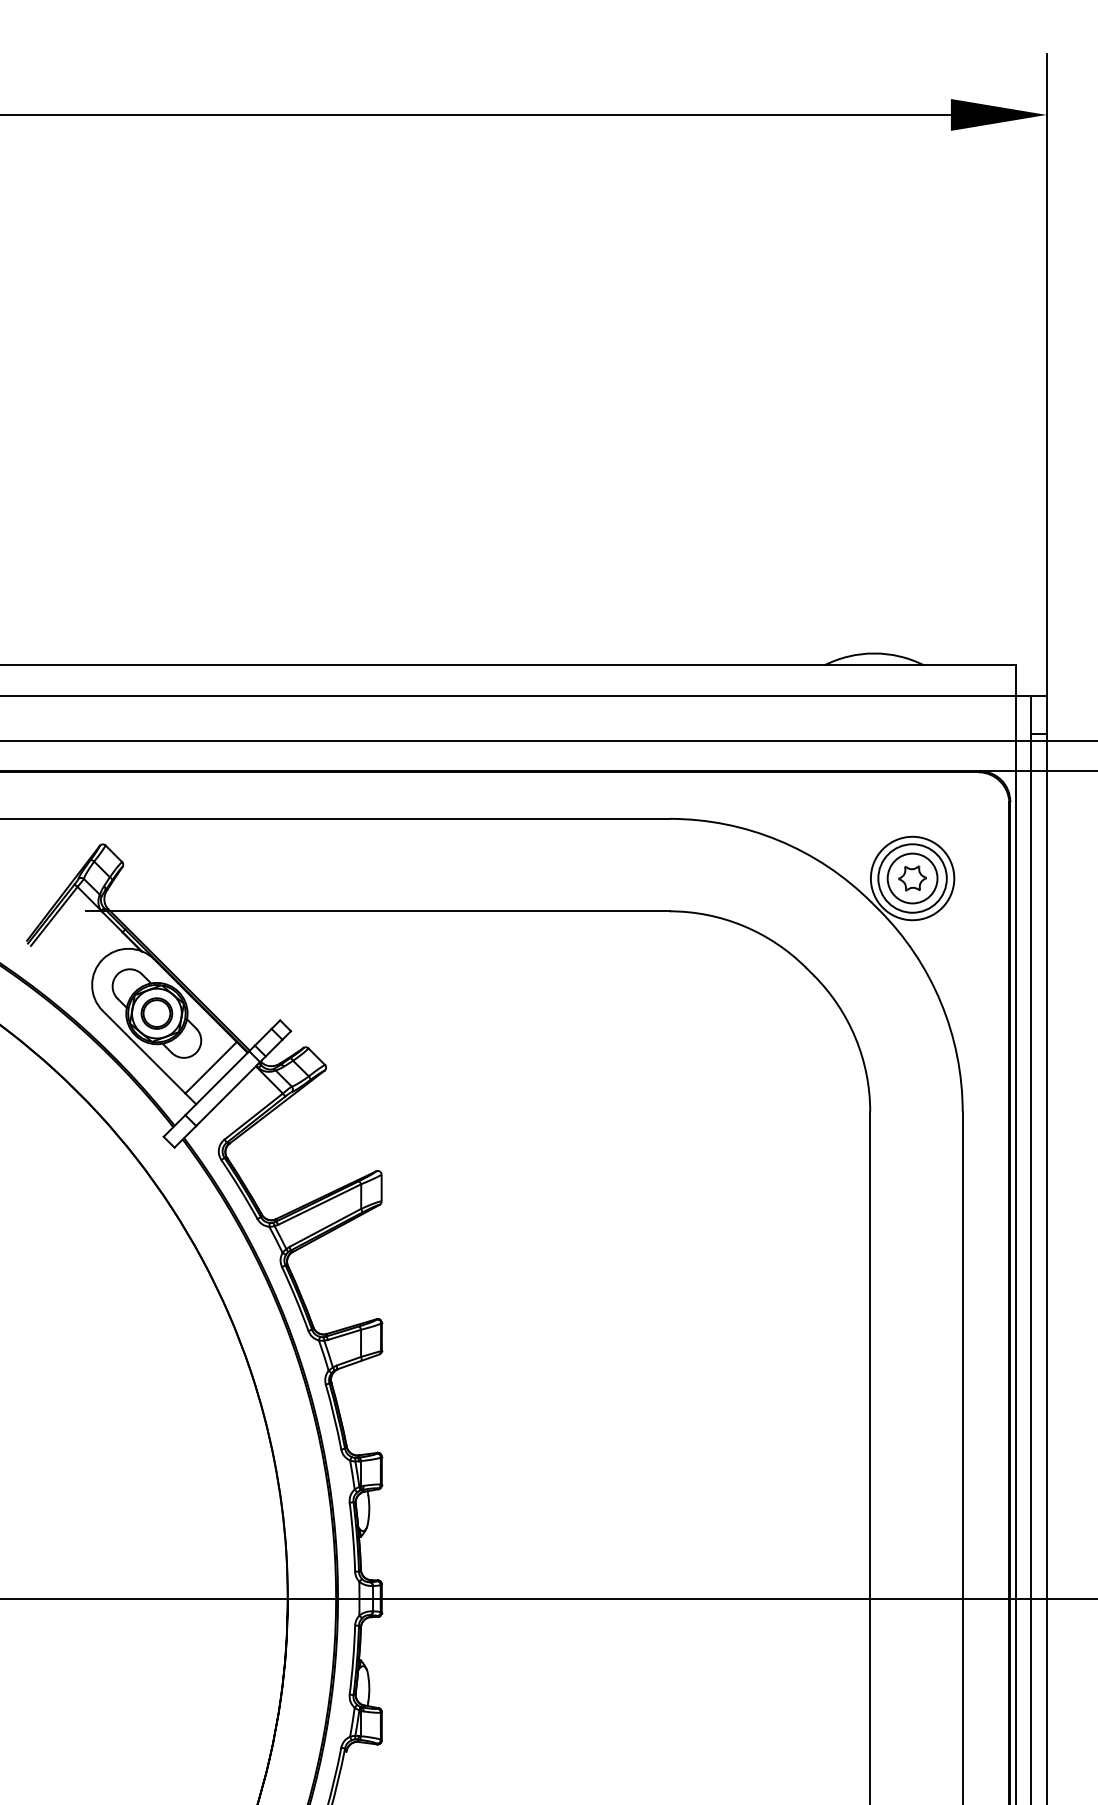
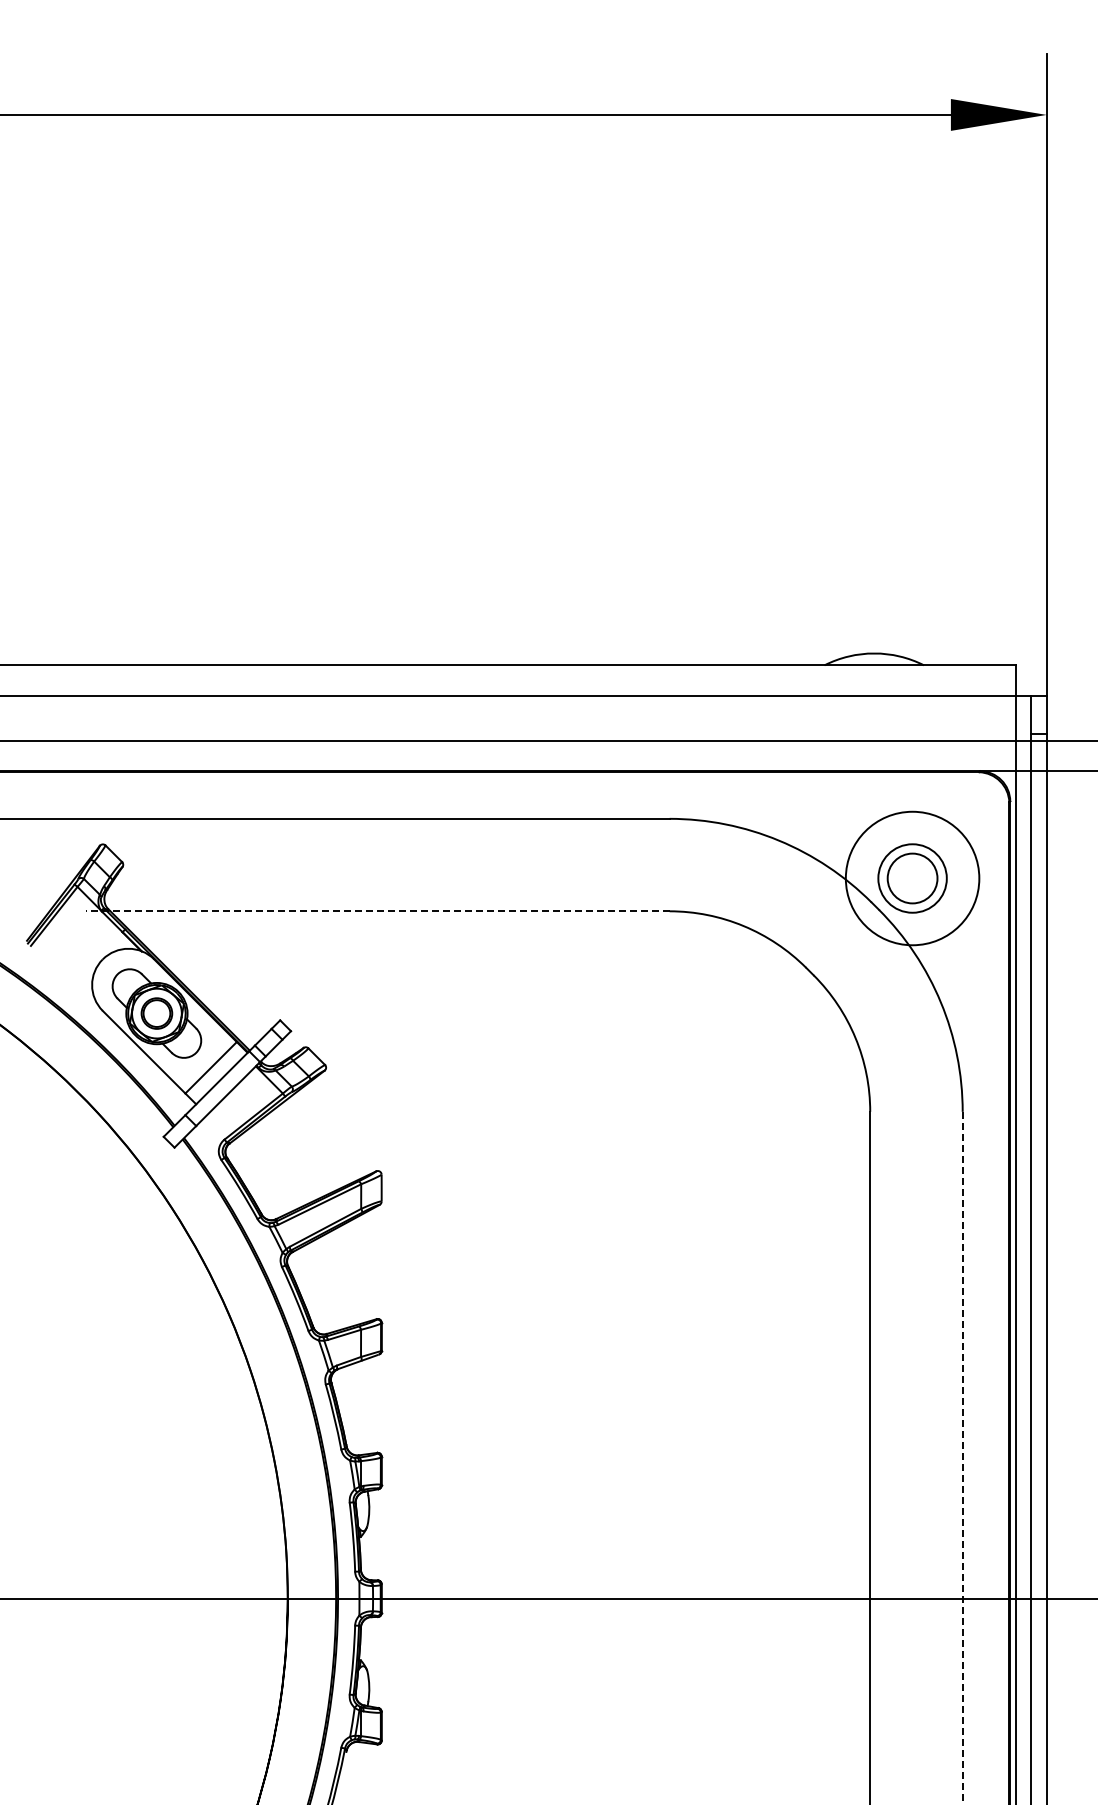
circle diameter: 83 px -> 133 px (912, 878)
part: present -> none (912, 878)
line: solid -> dashed (377, 911)
line: solid -> dashed (962, 1458)
